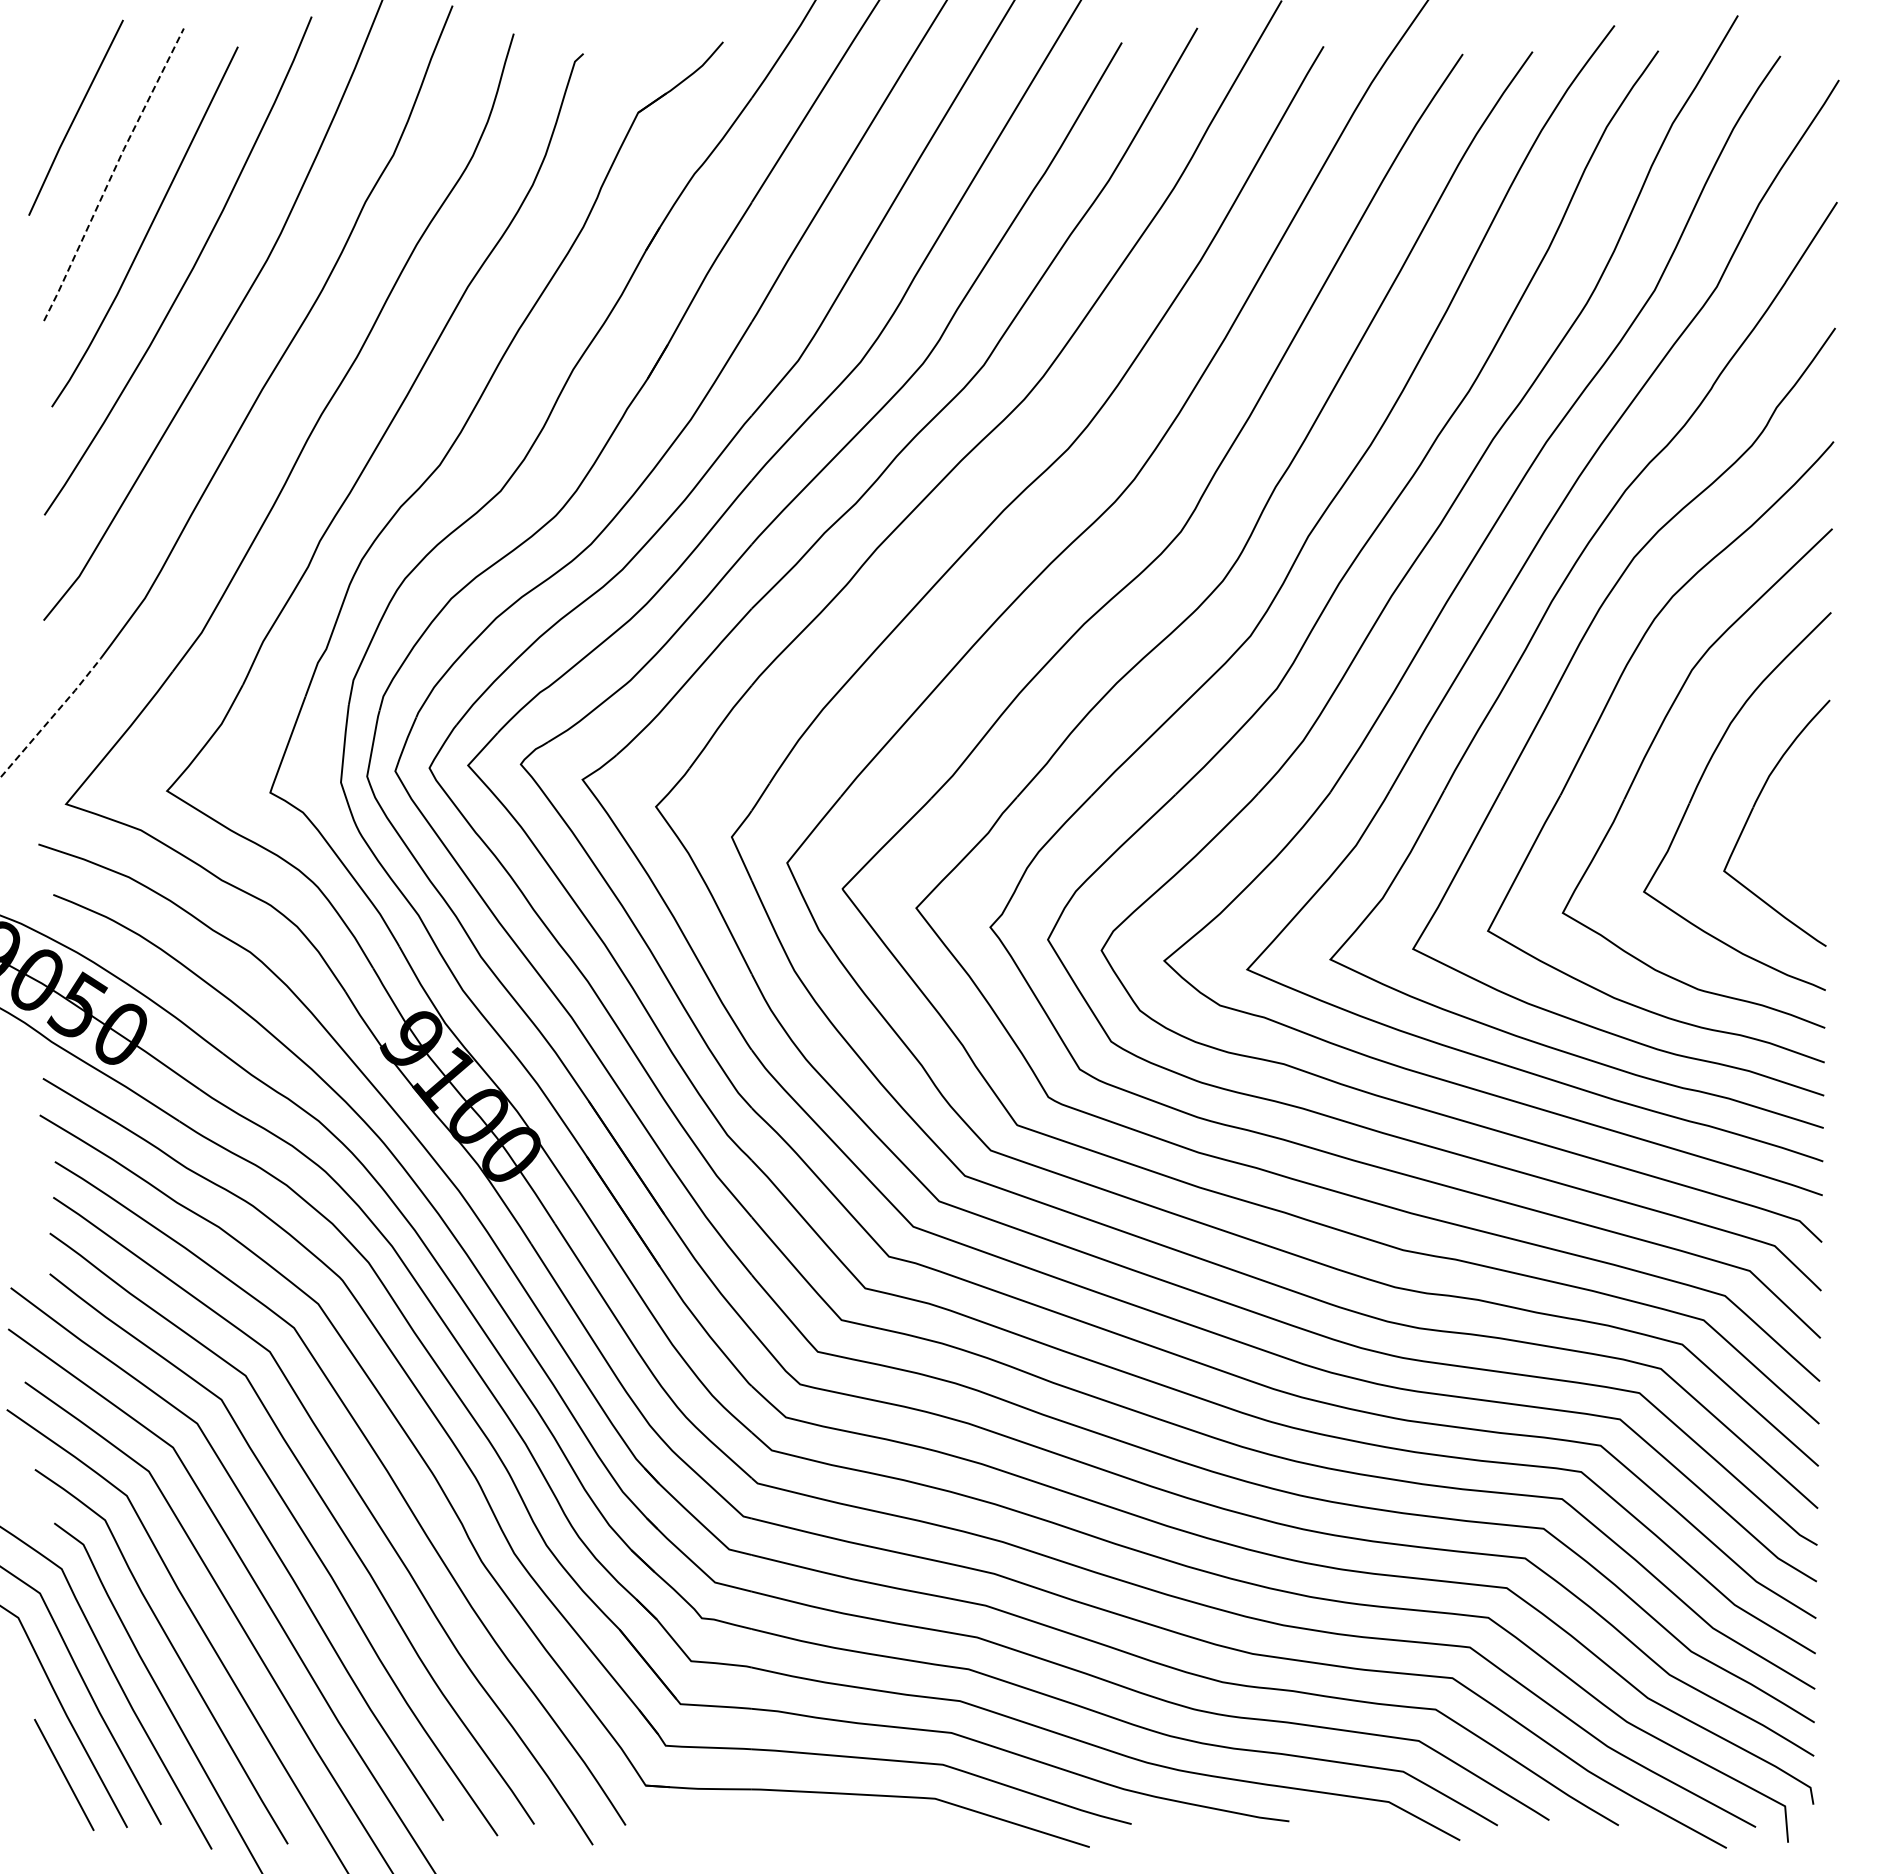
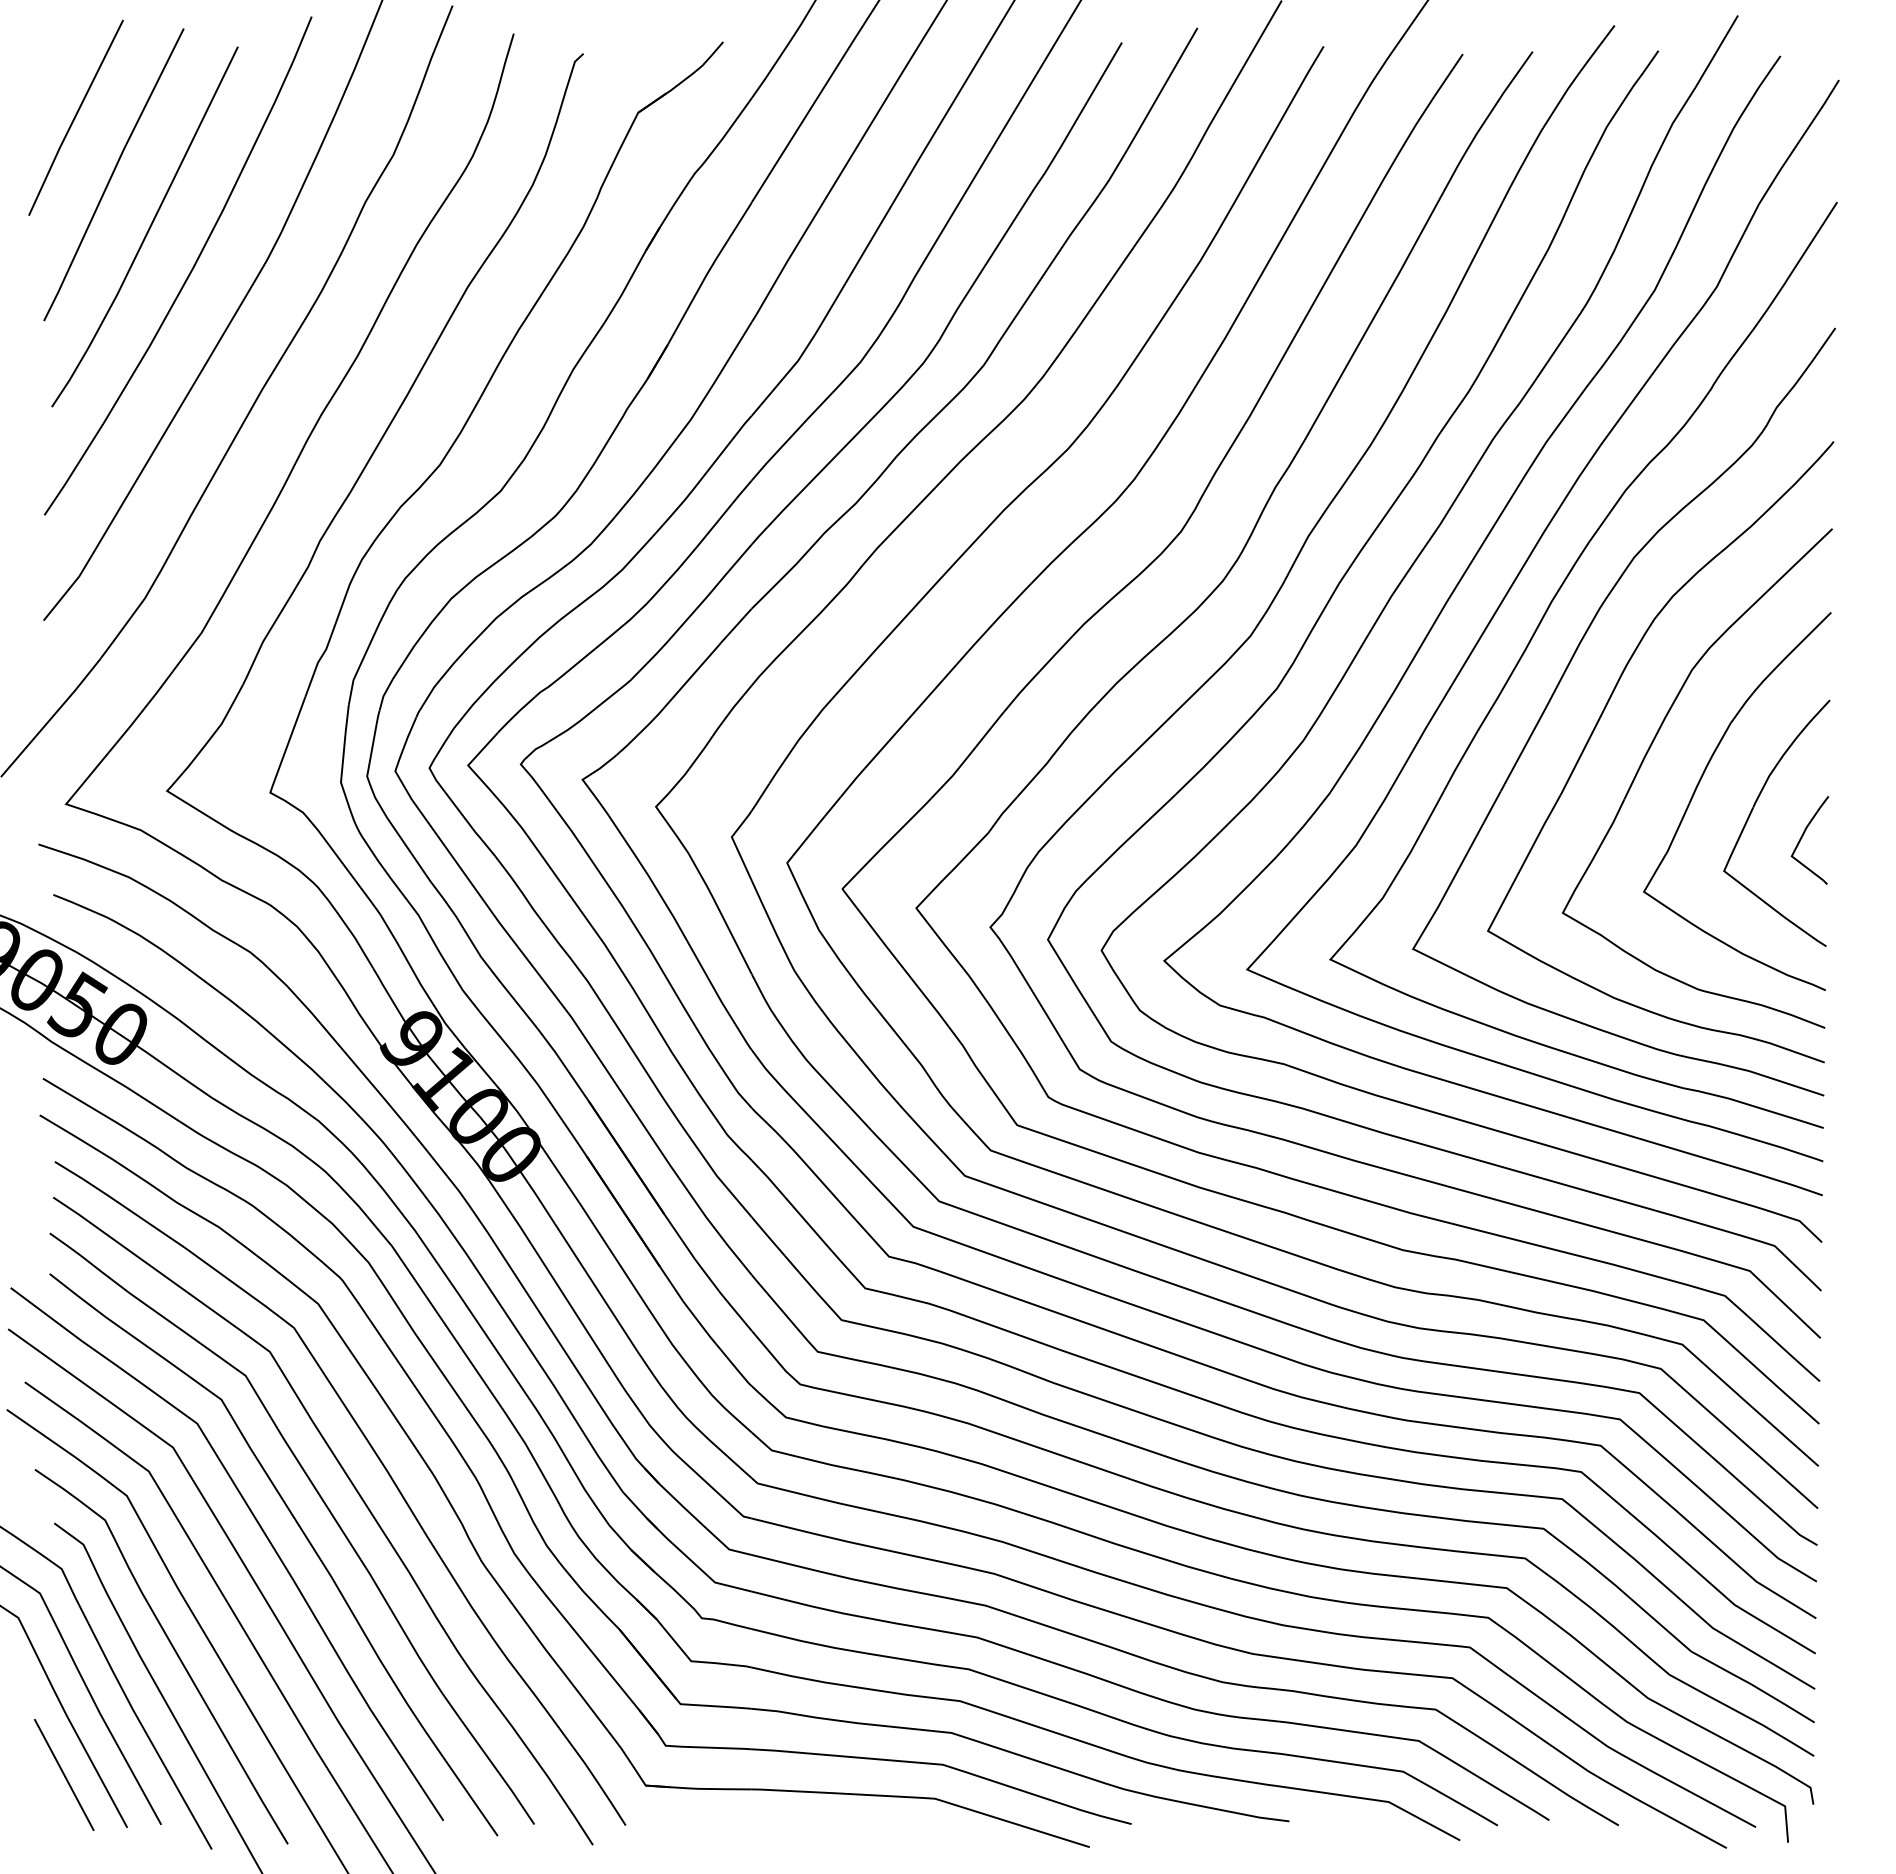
line: dashed -> solid (112, 174)
line: dashed -> solid (52, 716)
part: none -> present (1803, 836)
